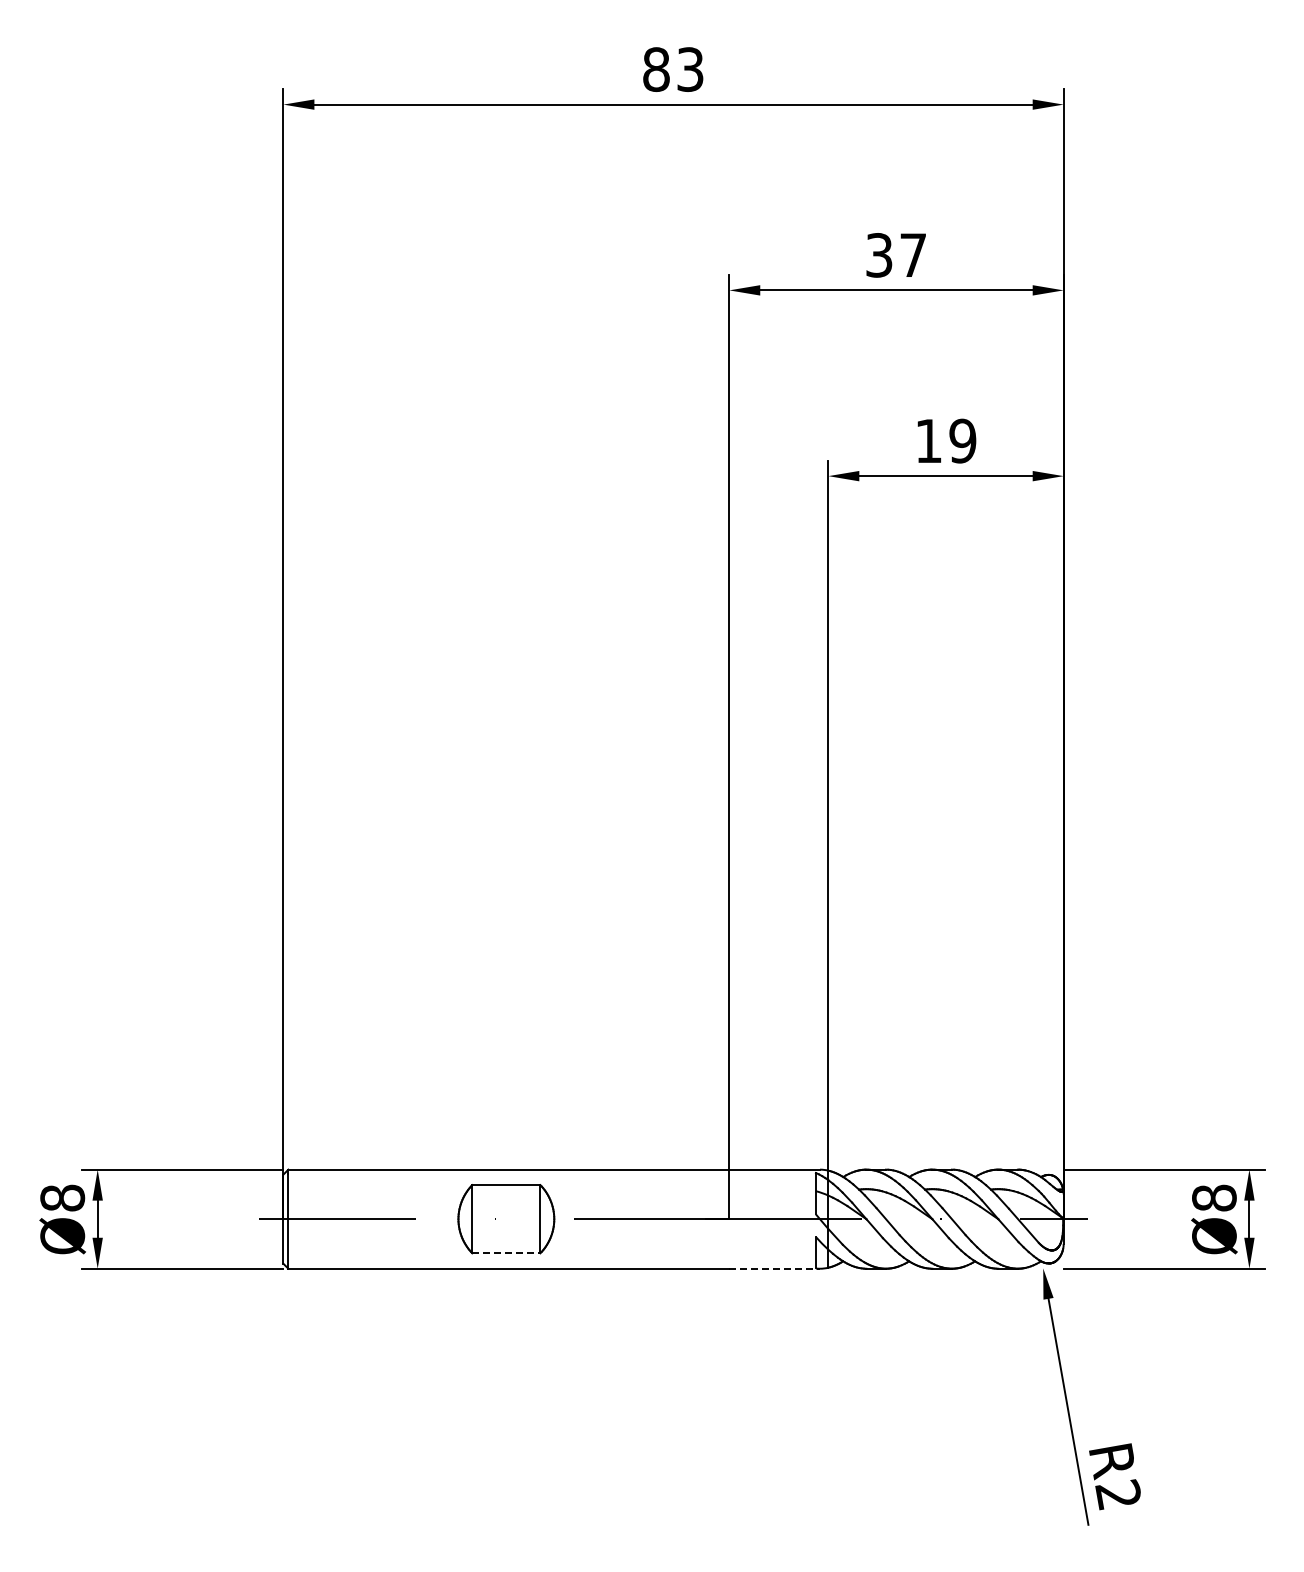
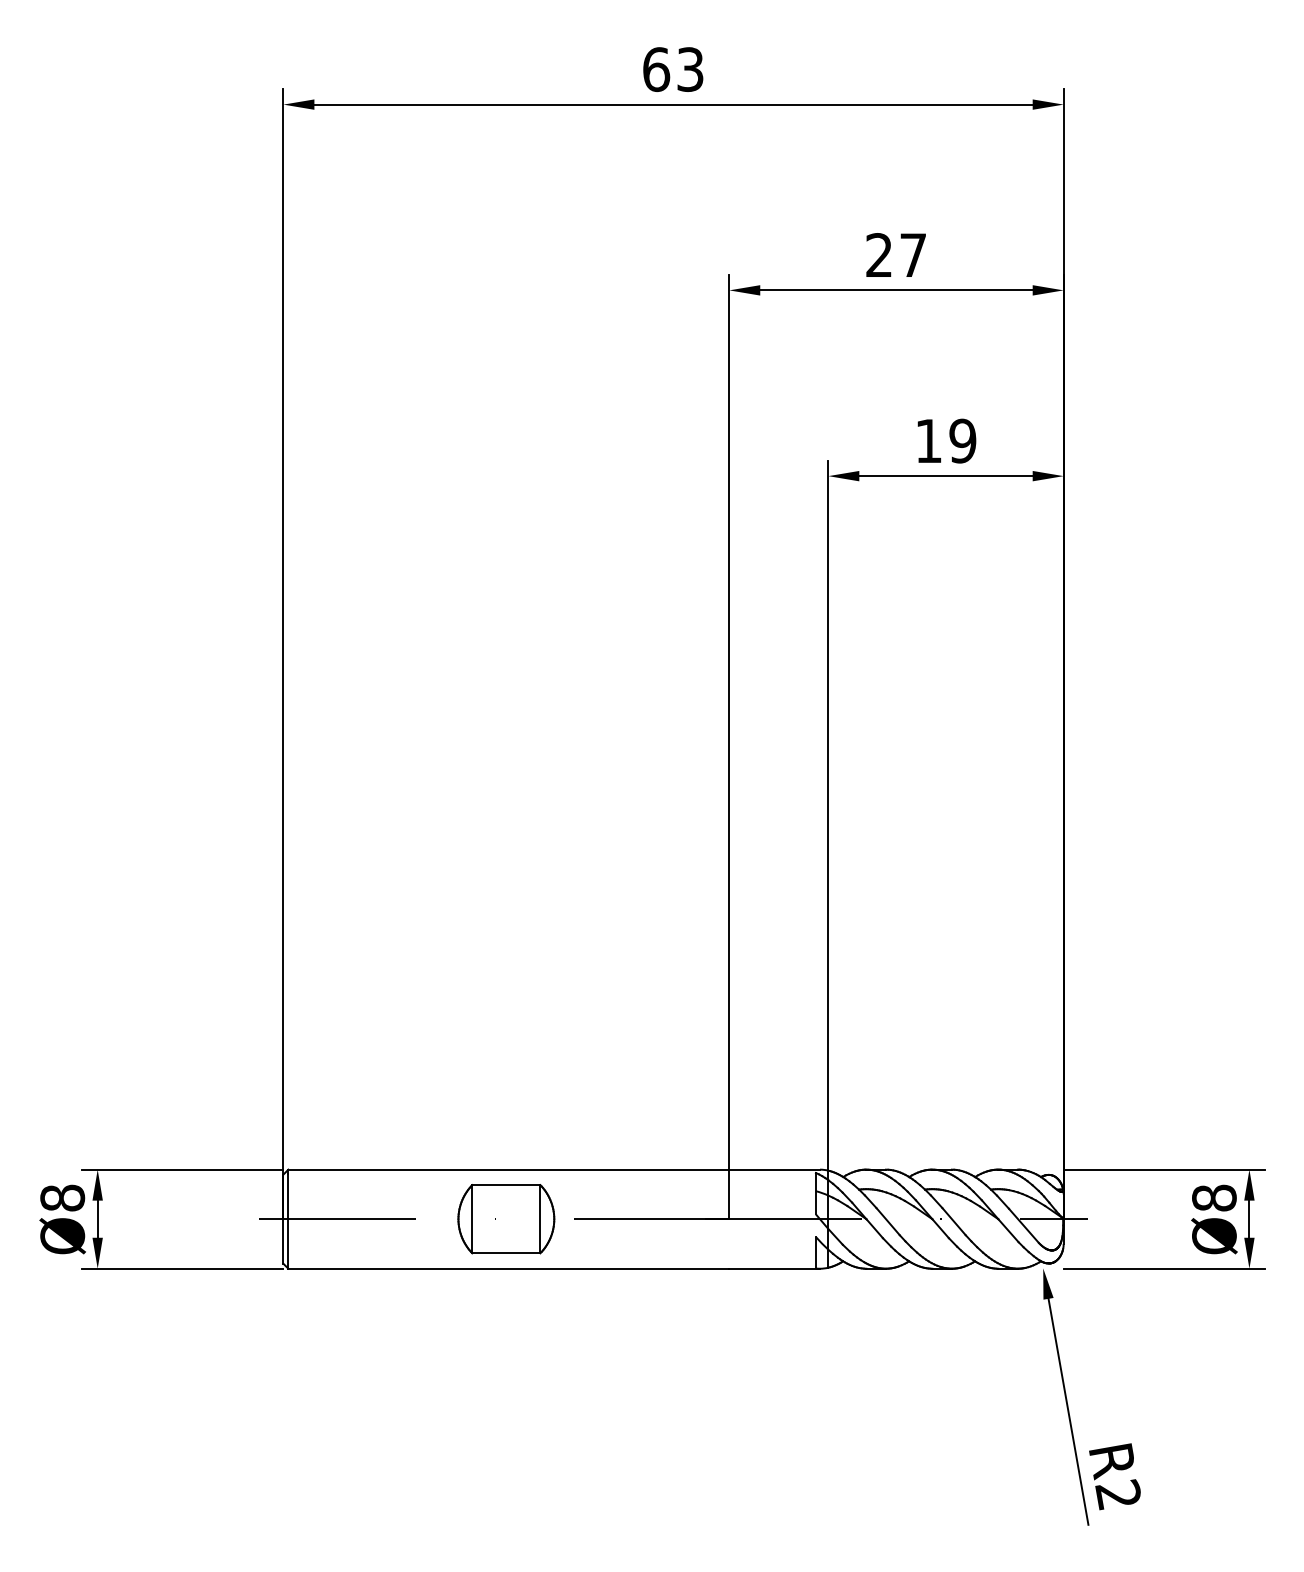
text: 83 -> 63 (656, 69)
text: 37 -> 27 (879, 255)
line: dashed -> solid (506, 1253)
line: dashed -> solid (775, 1268)
